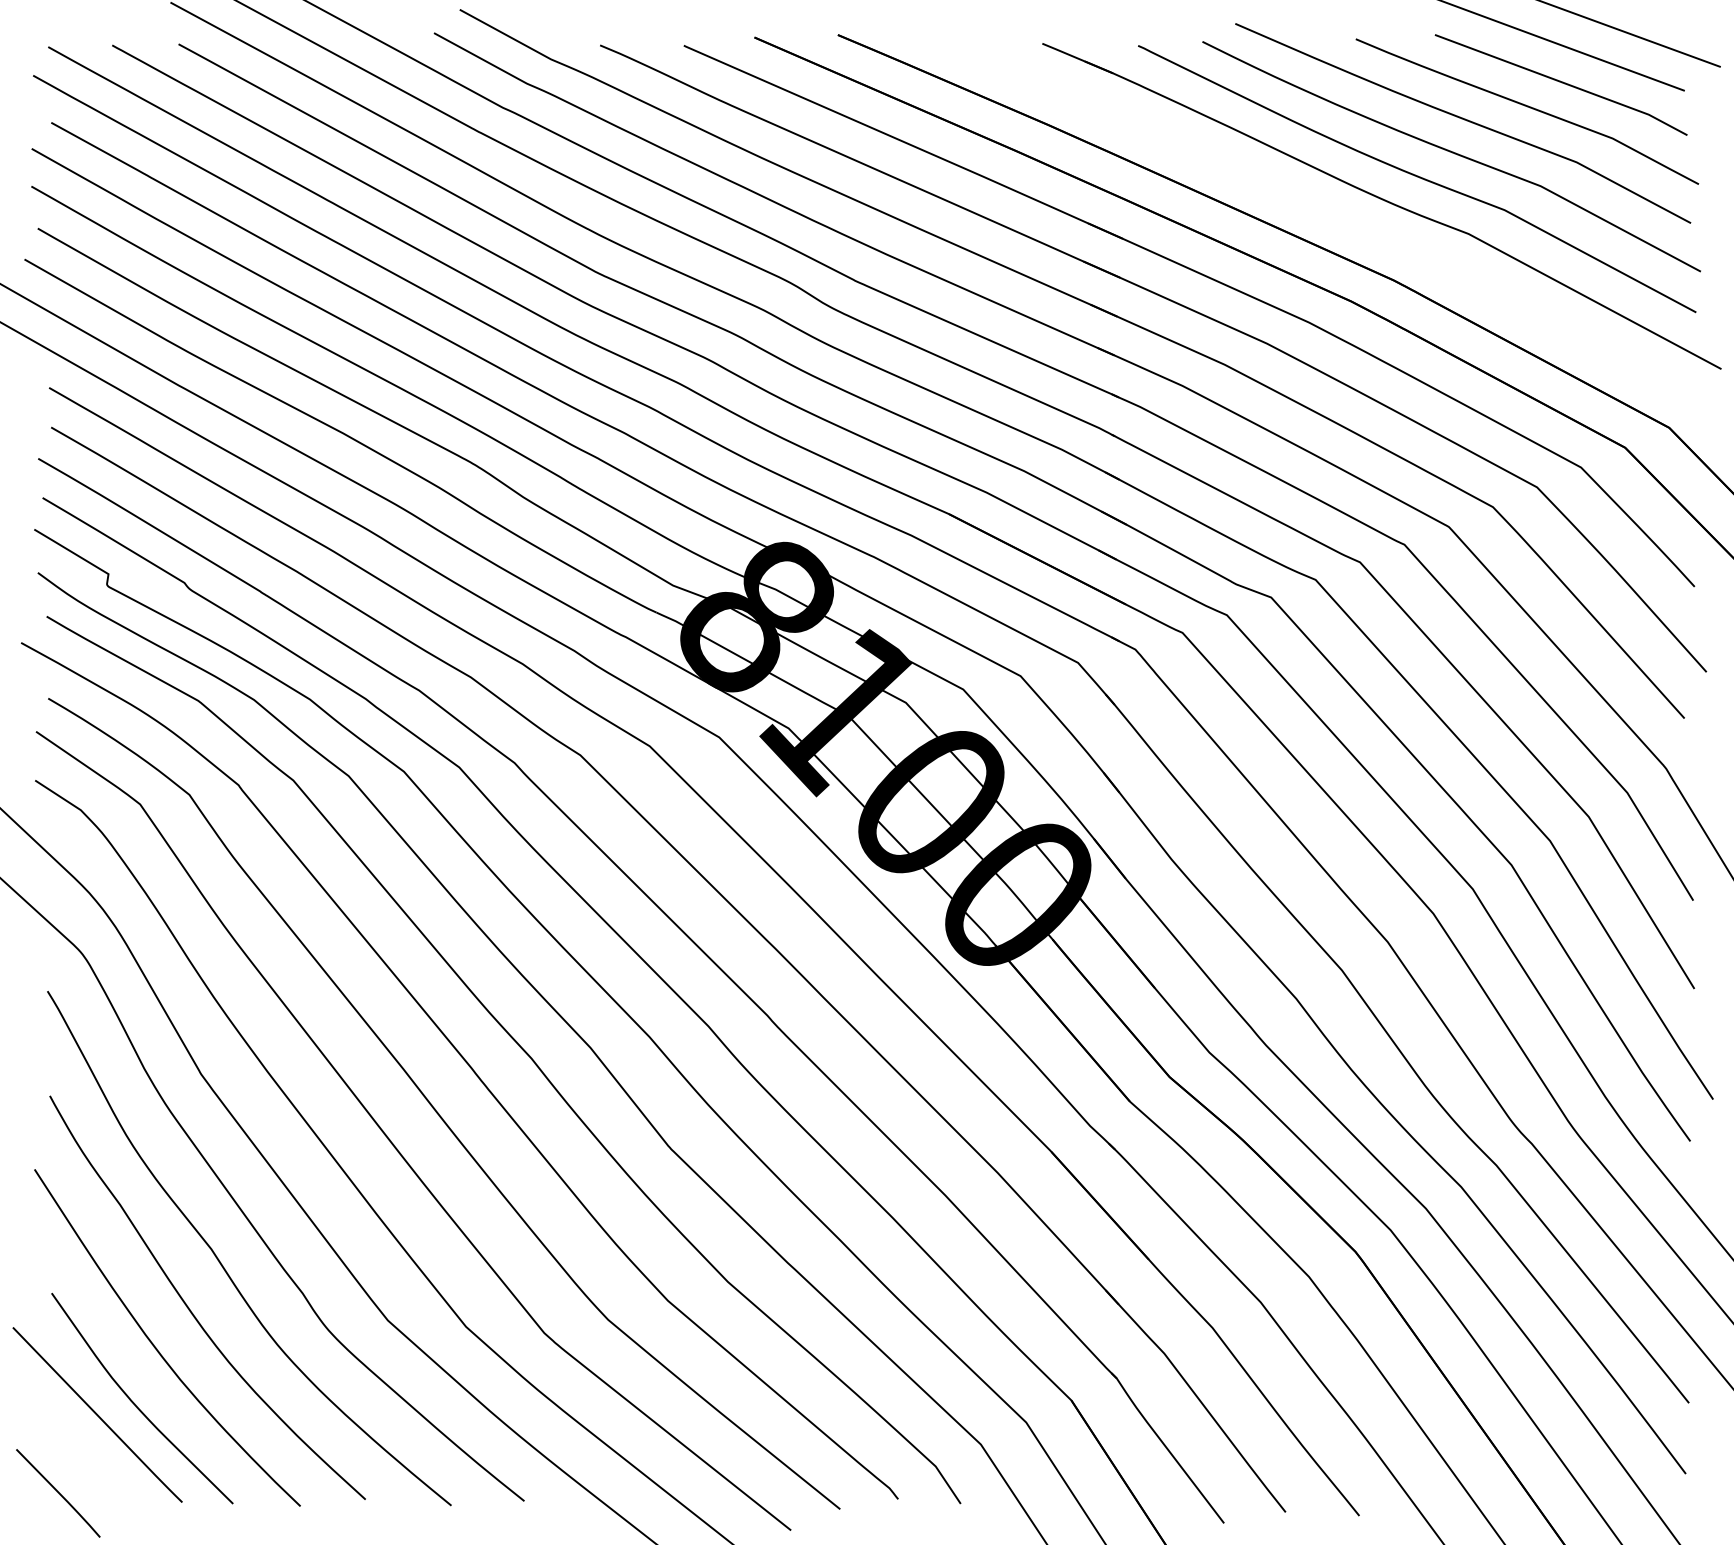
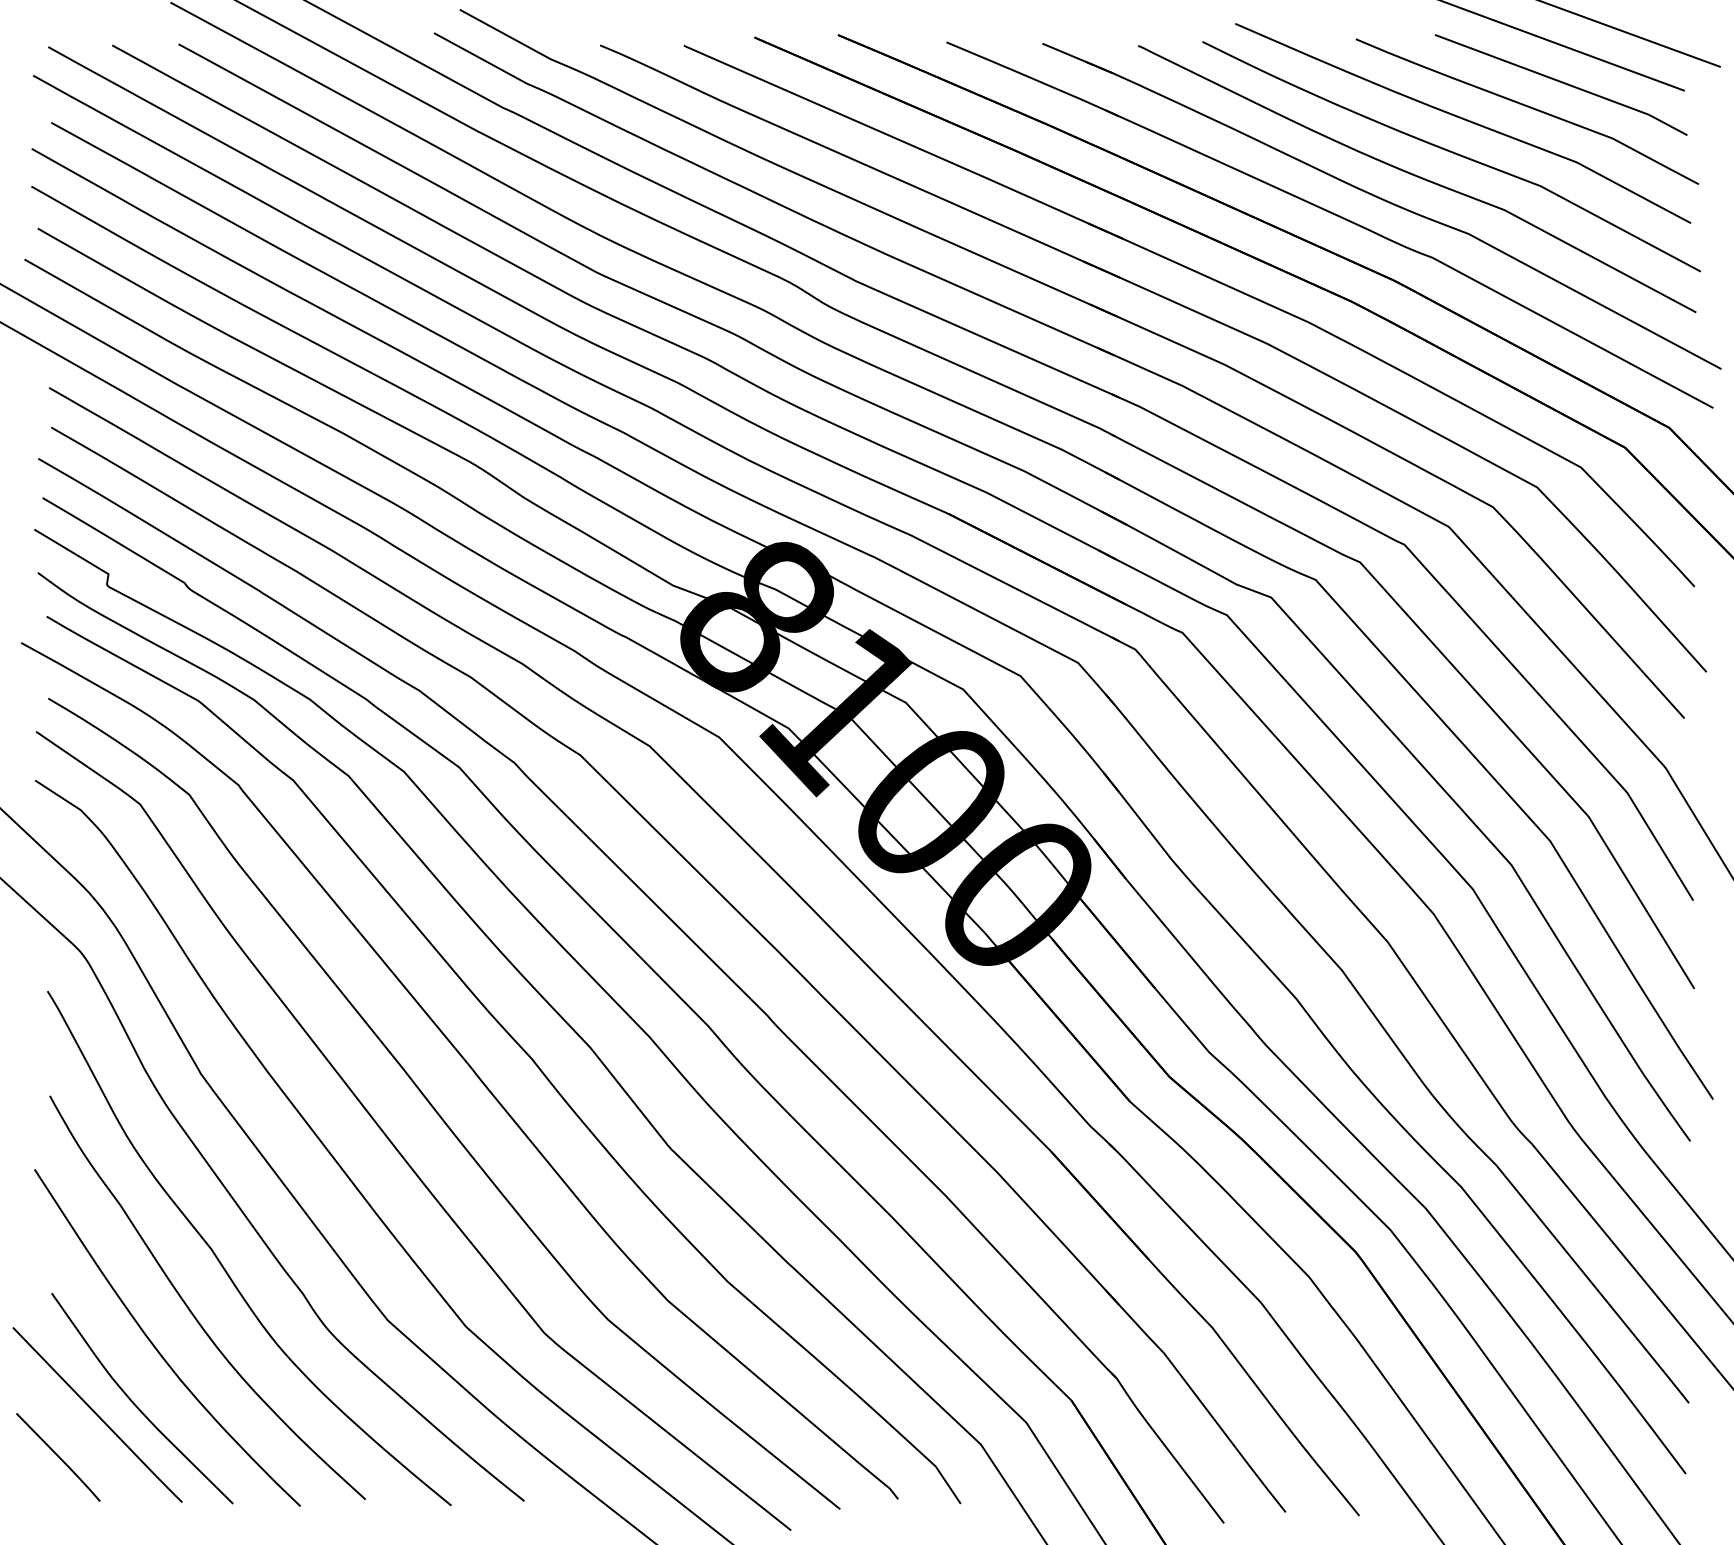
part: none -> present (1334, 215)
line position: (58, 1493) -> (58, 1457) (58, 1457)
